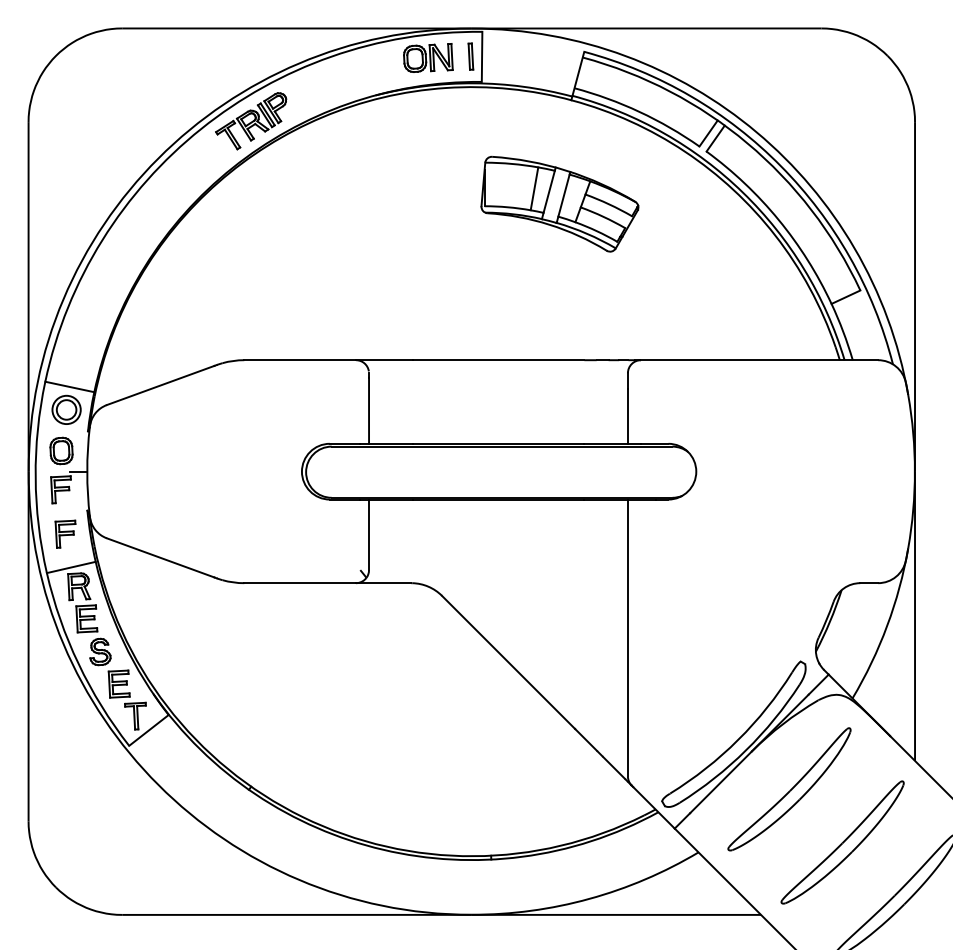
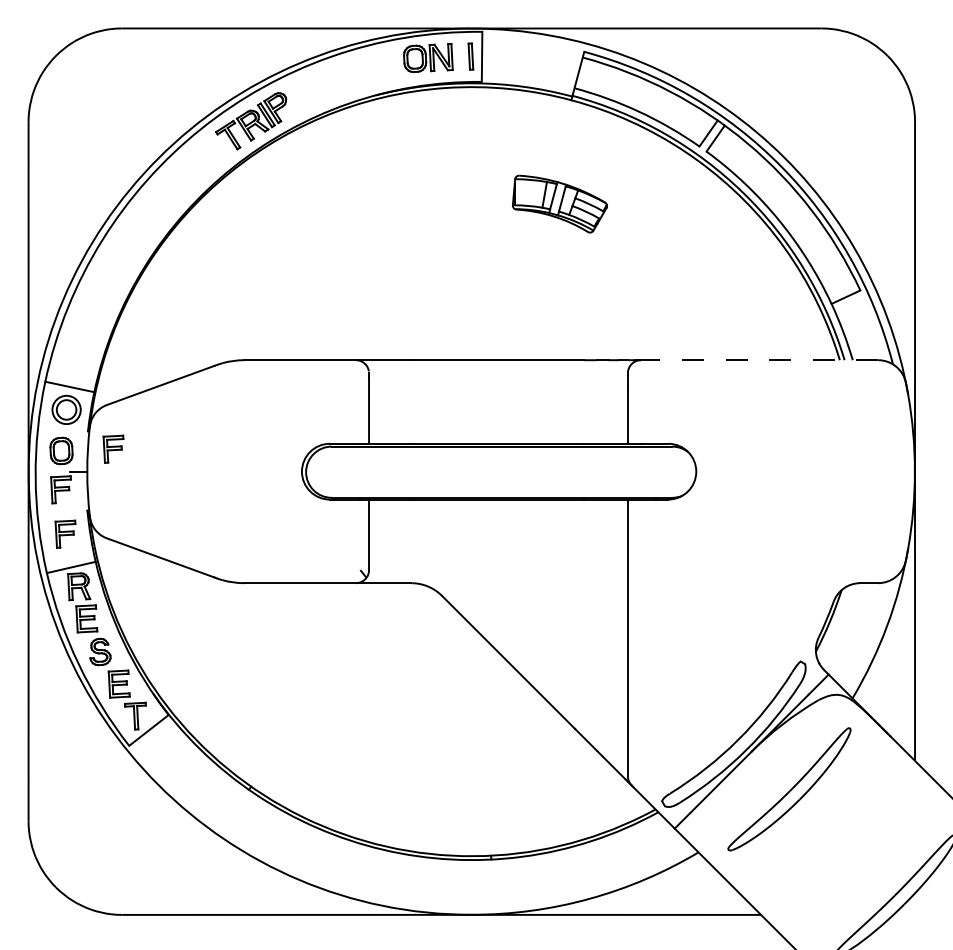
part size: 160x98 px -> 97x60 px (559, 203)
line: solid -> dashed (759, 360)
part: none -> present (113, 448)
part: present -> none (842, 842)
